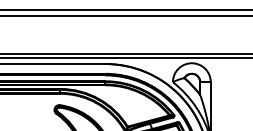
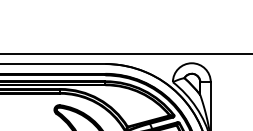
line: present -> none (125, 9)
line: present -> none (125, 16)
line: present -> none (125, 57)
